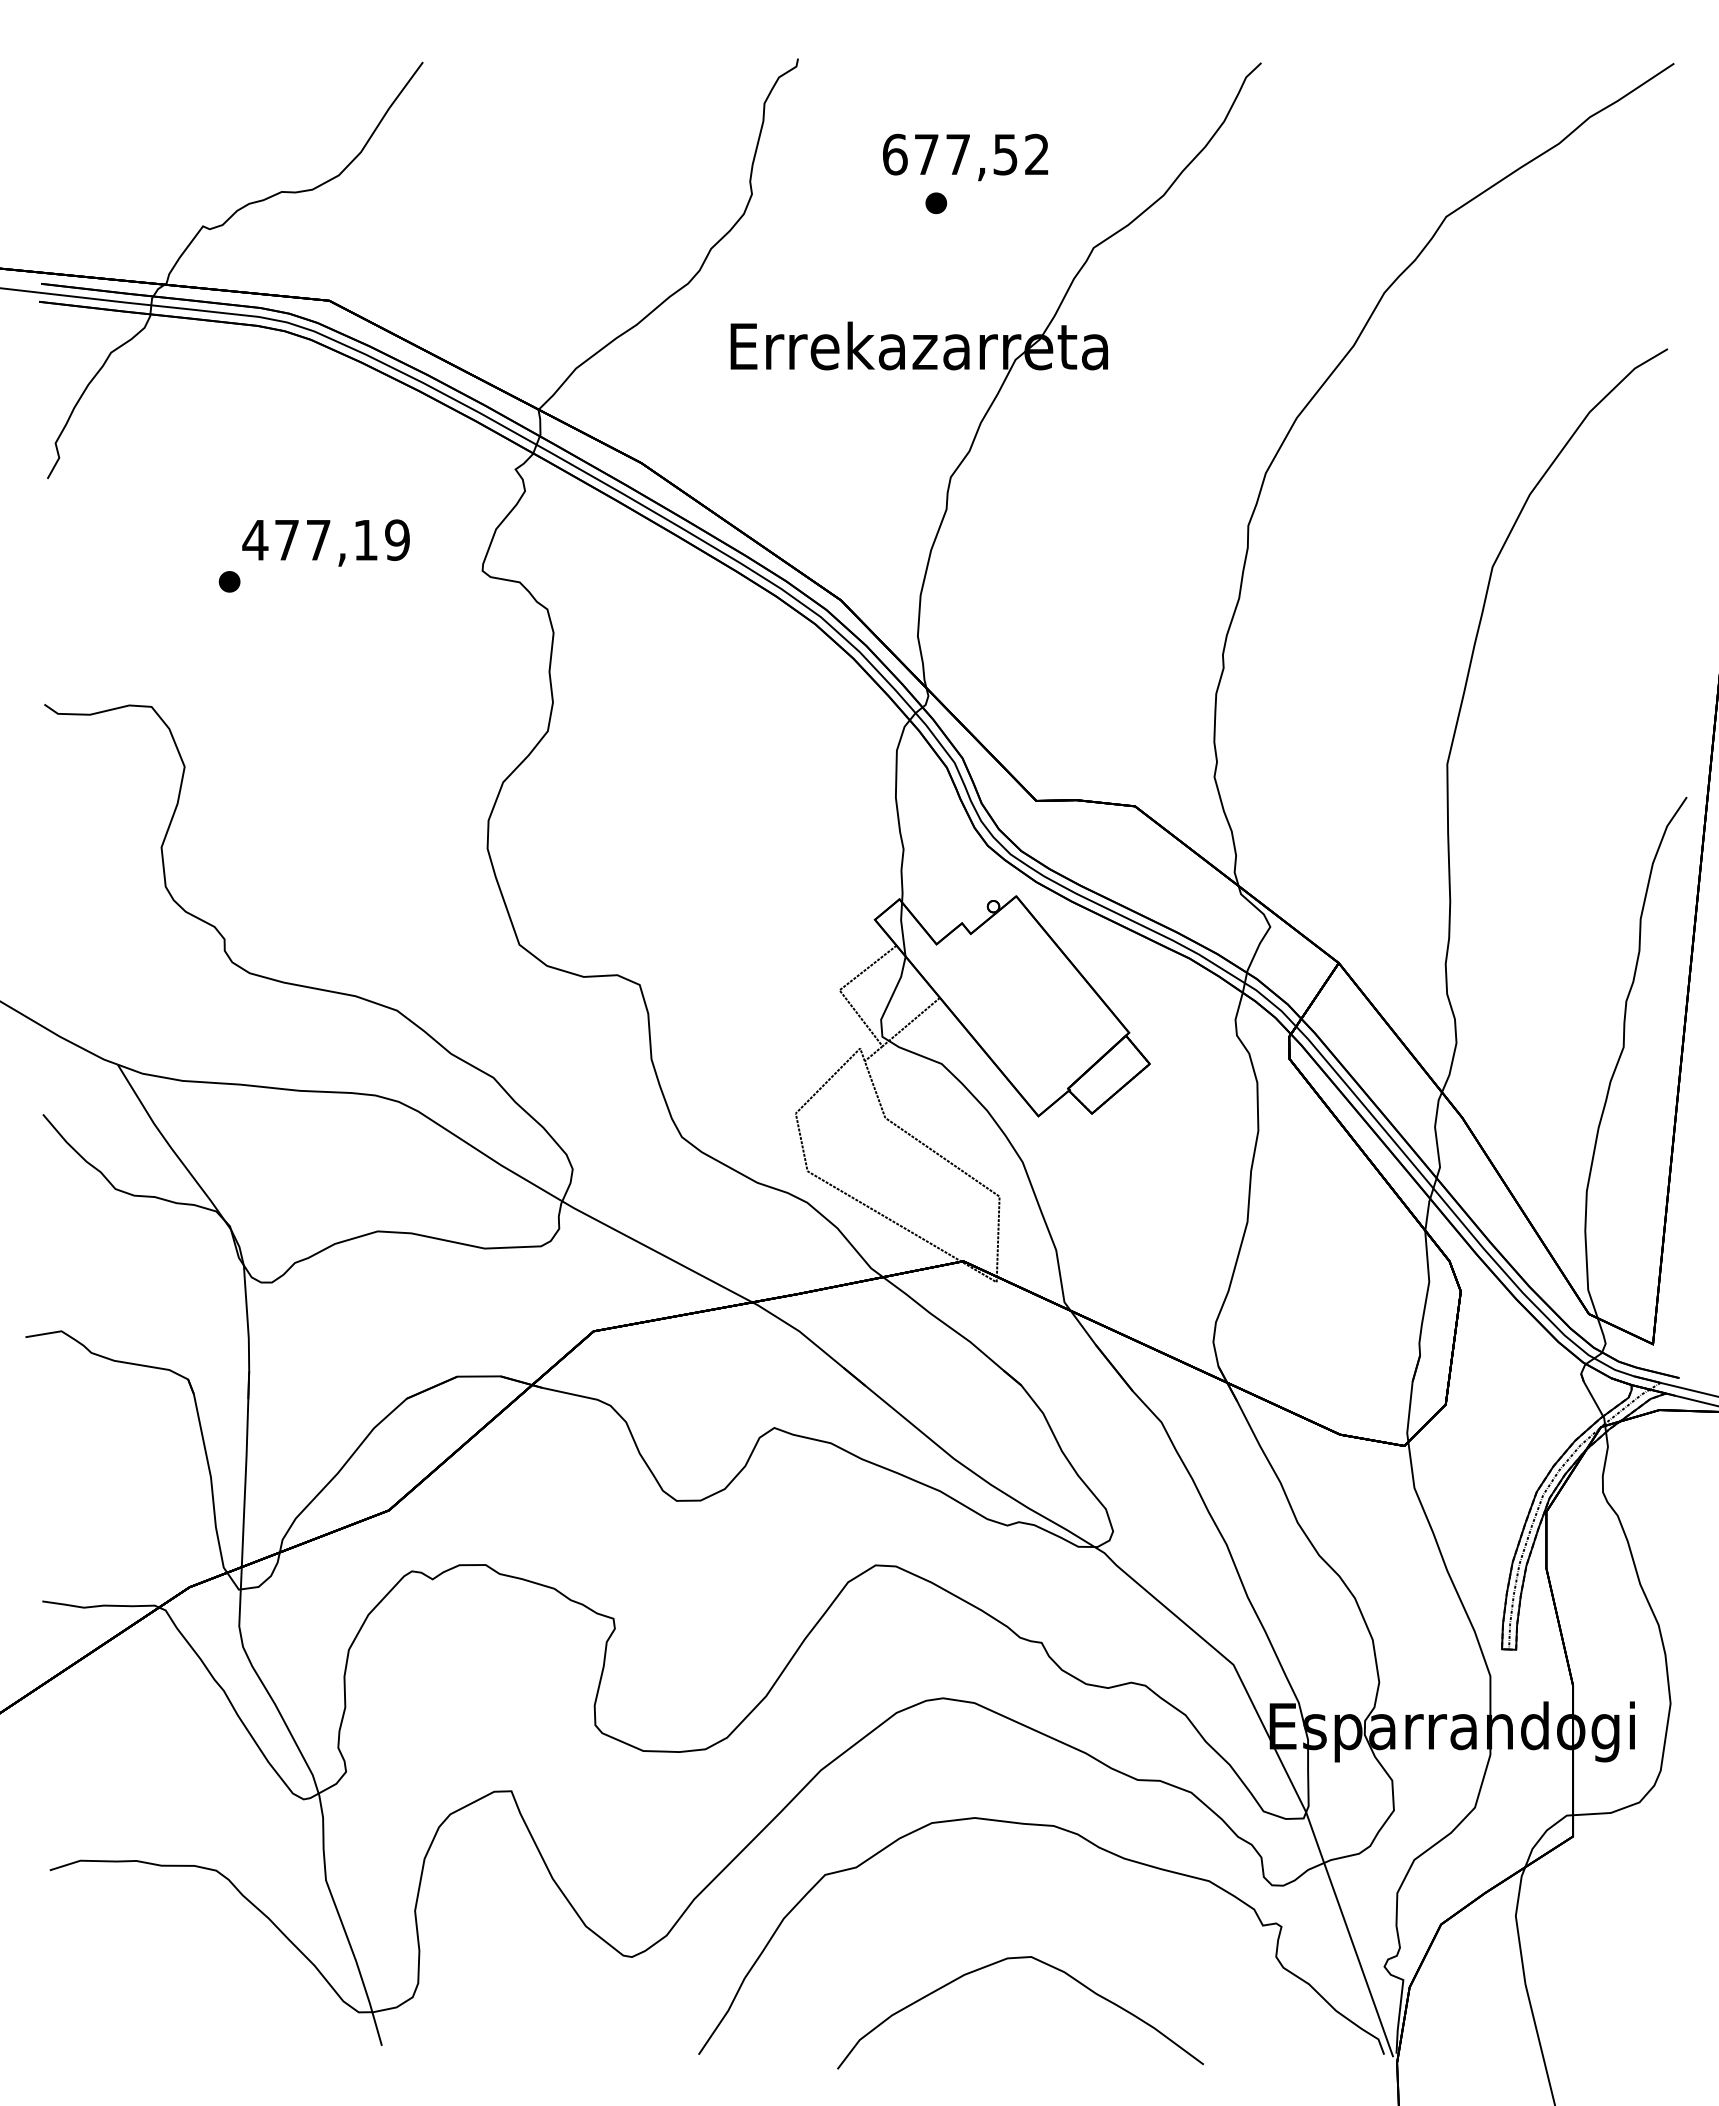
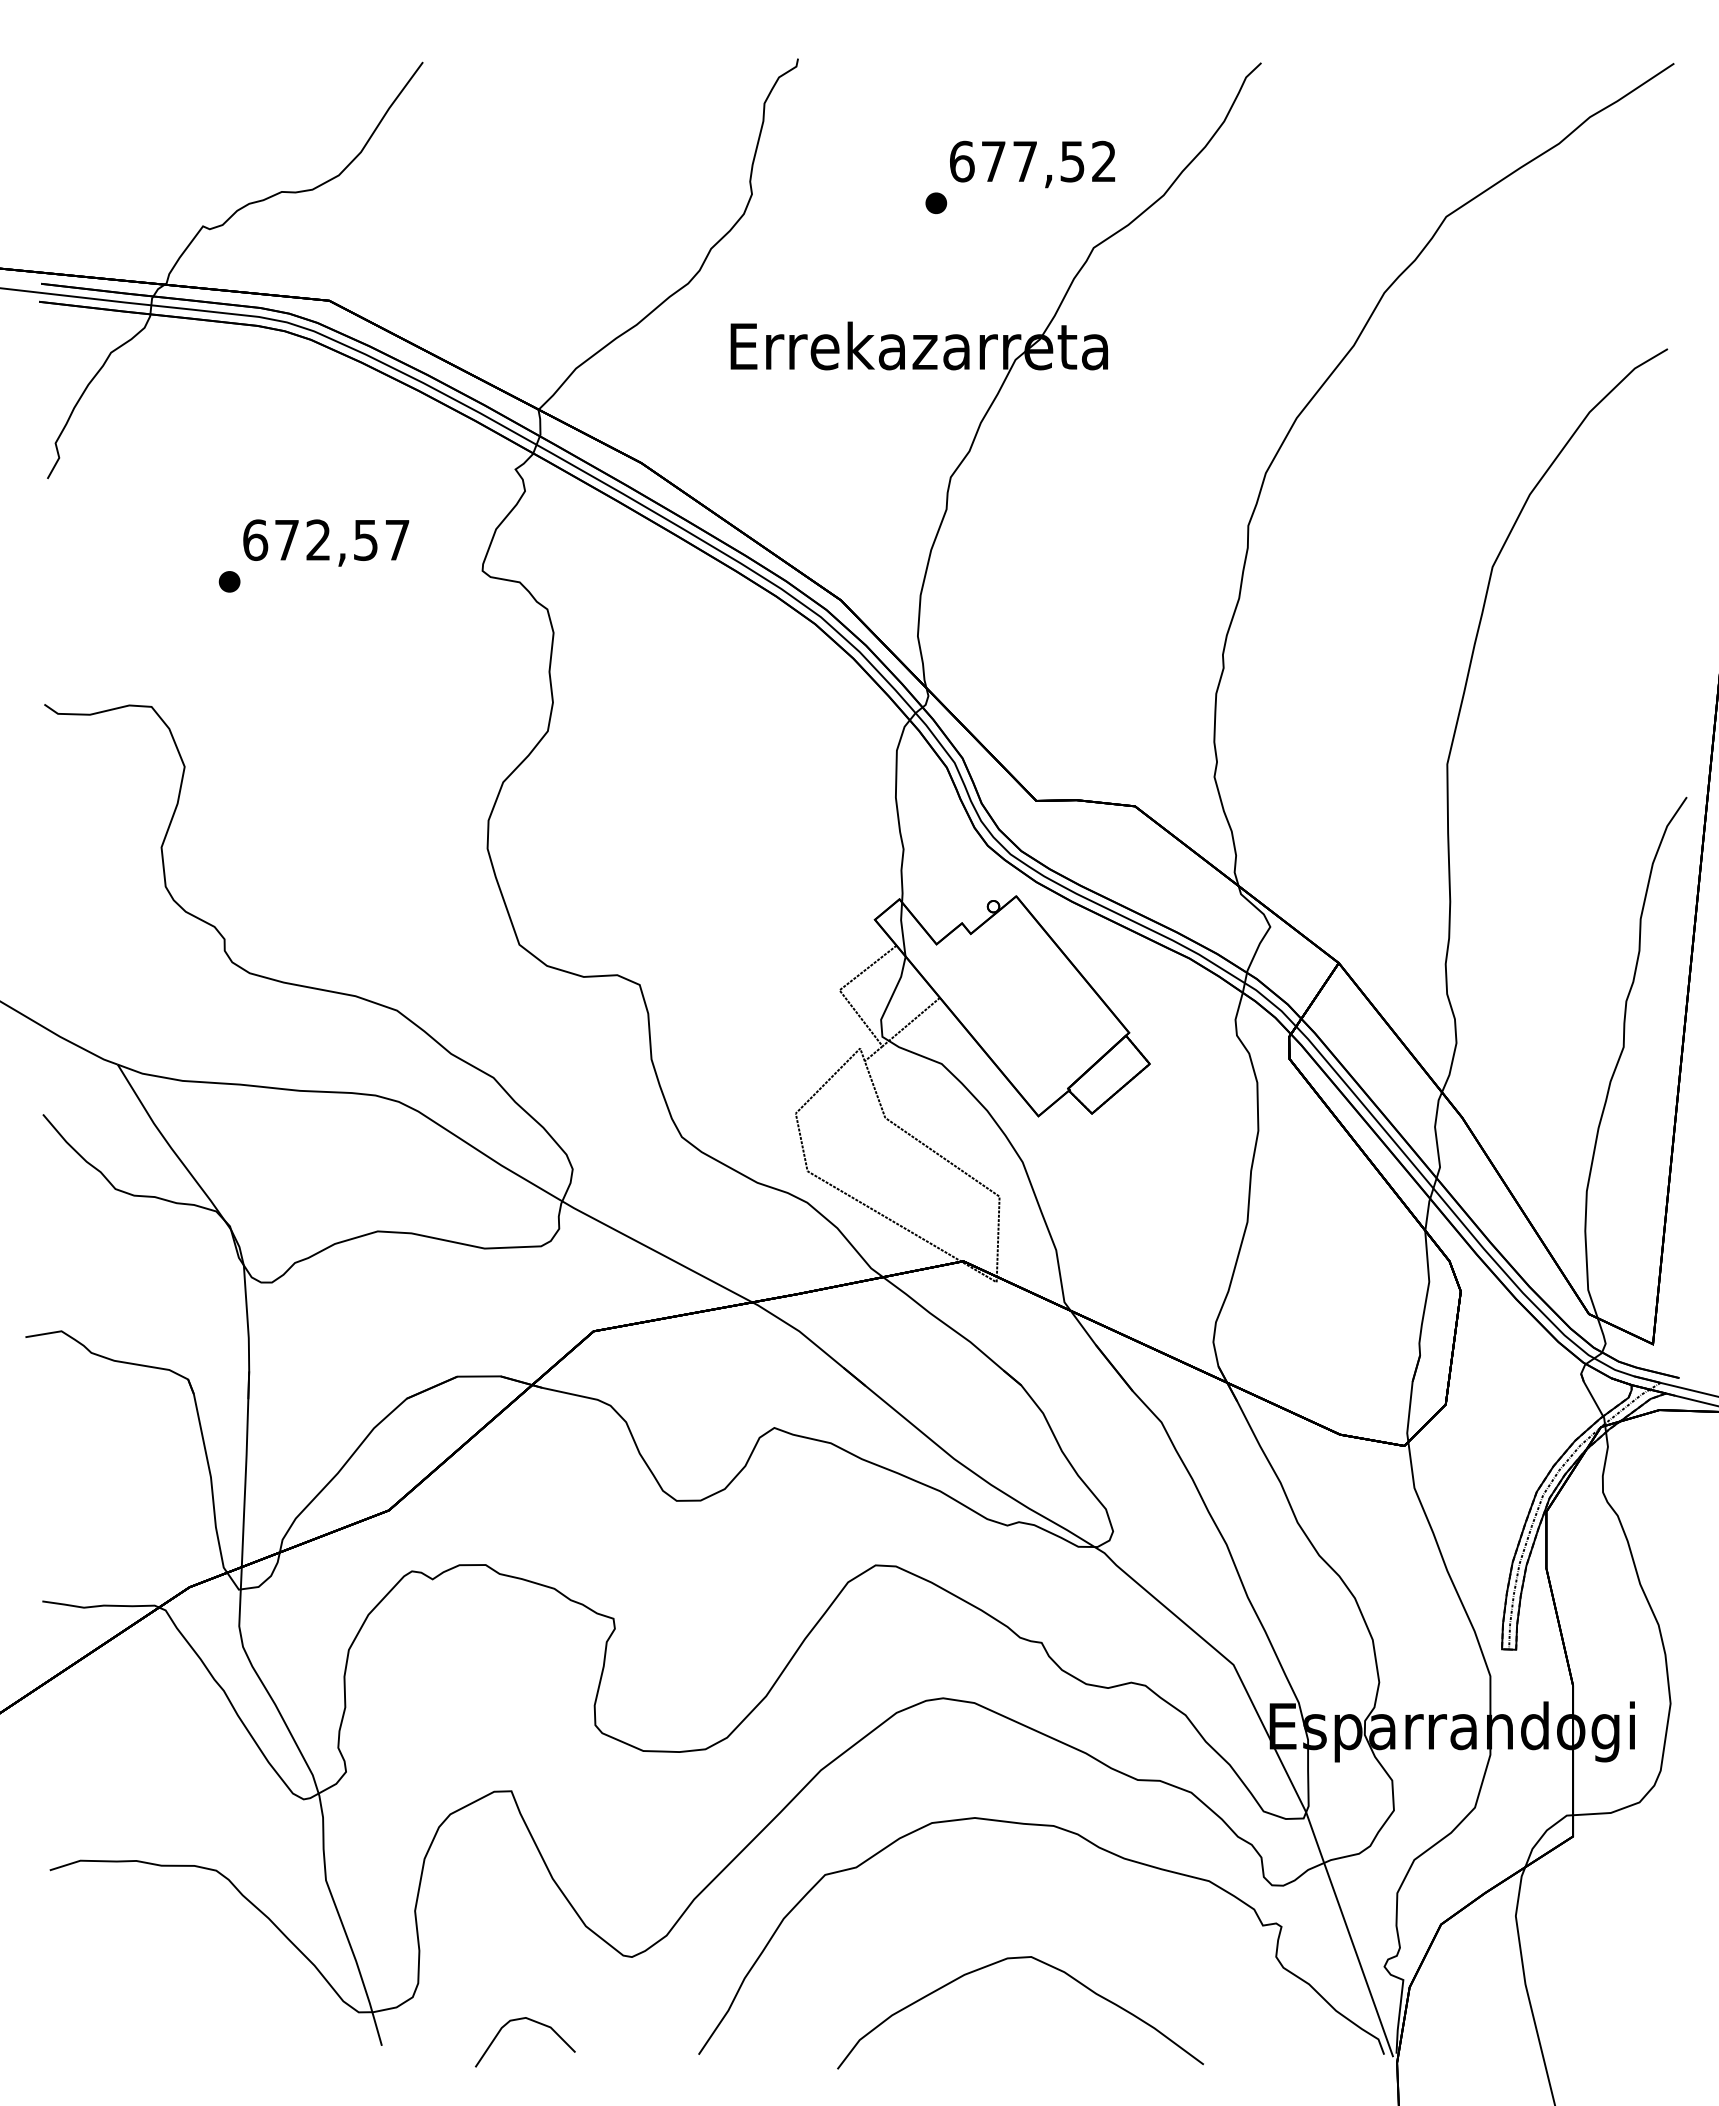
text position: (965, 157) -> (1032, 164) (1032, 164)
text: 477,19 -> 672,57 (325, 540)
curve: none -> present (534, 2022)
